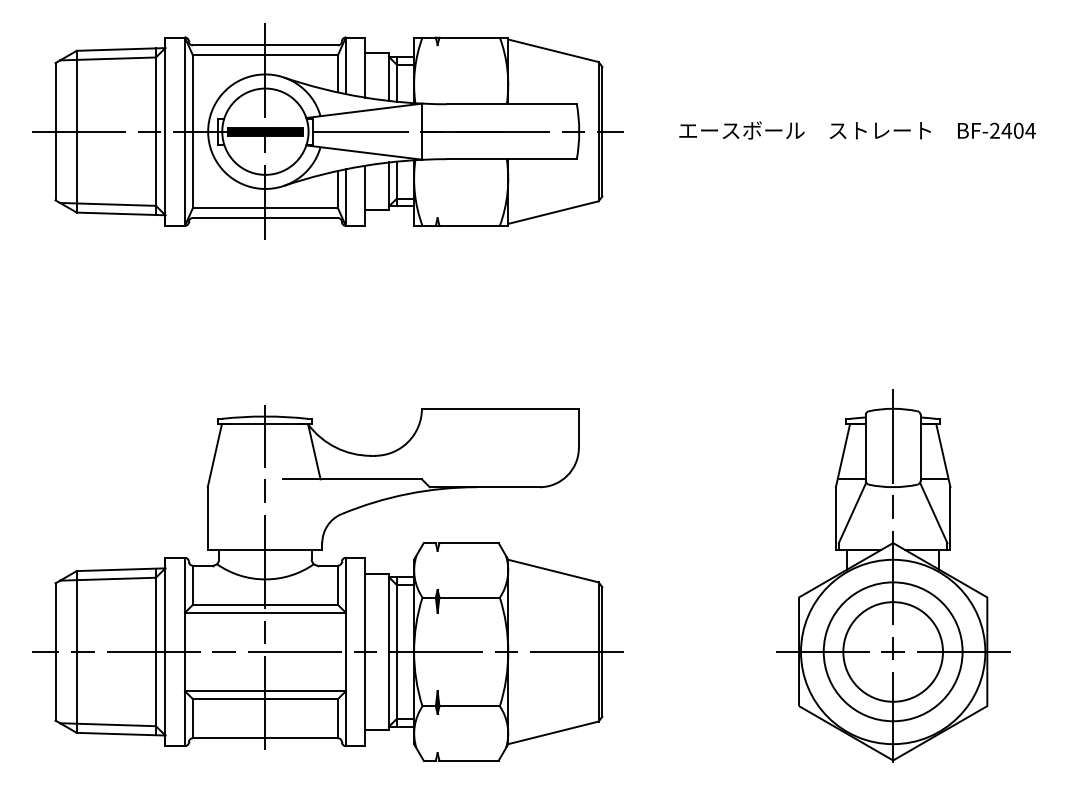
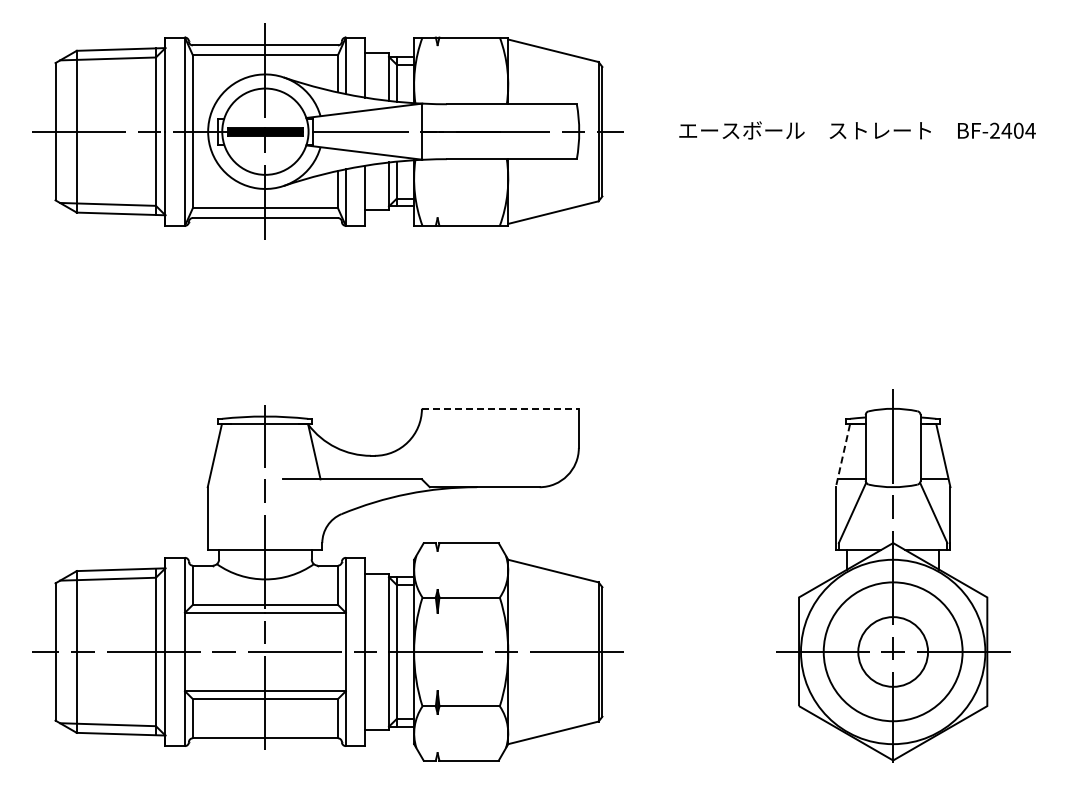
line: solid -> dashed (500, 408)
line: solid -> dashed (842, 456)
circle diameter: 100 px -> 70 px (893, 651)
